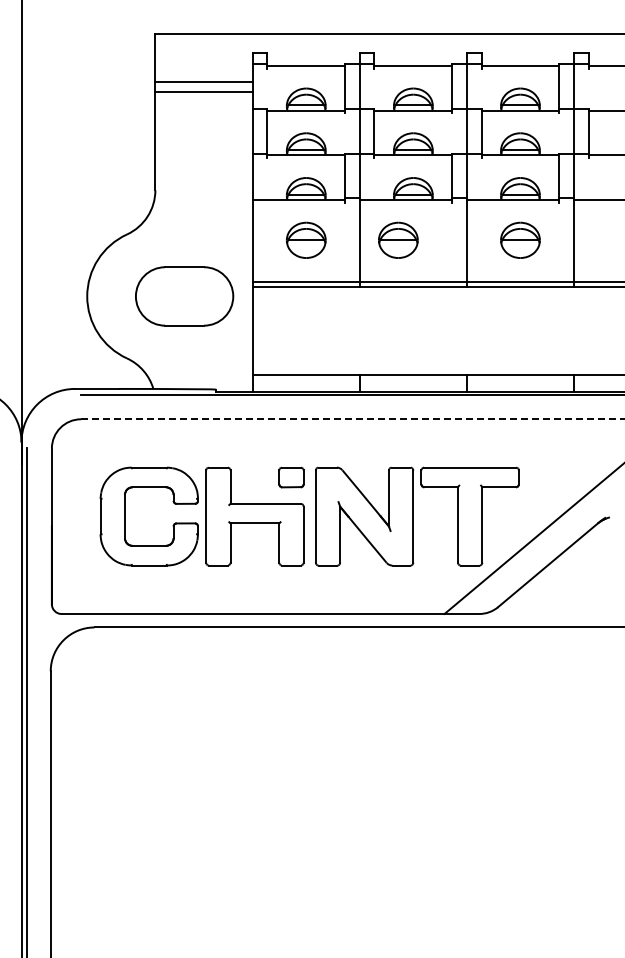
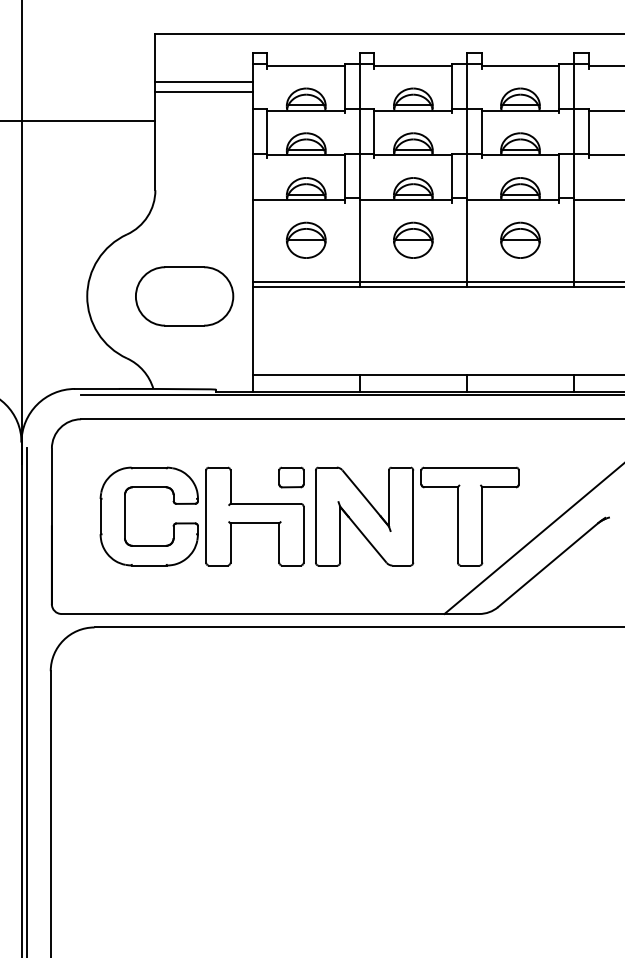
line: none -> present (78, 121)
part position: (398, 239) -> (413, 239) (413, 239)
line: dashed -> solid (353, 419)
